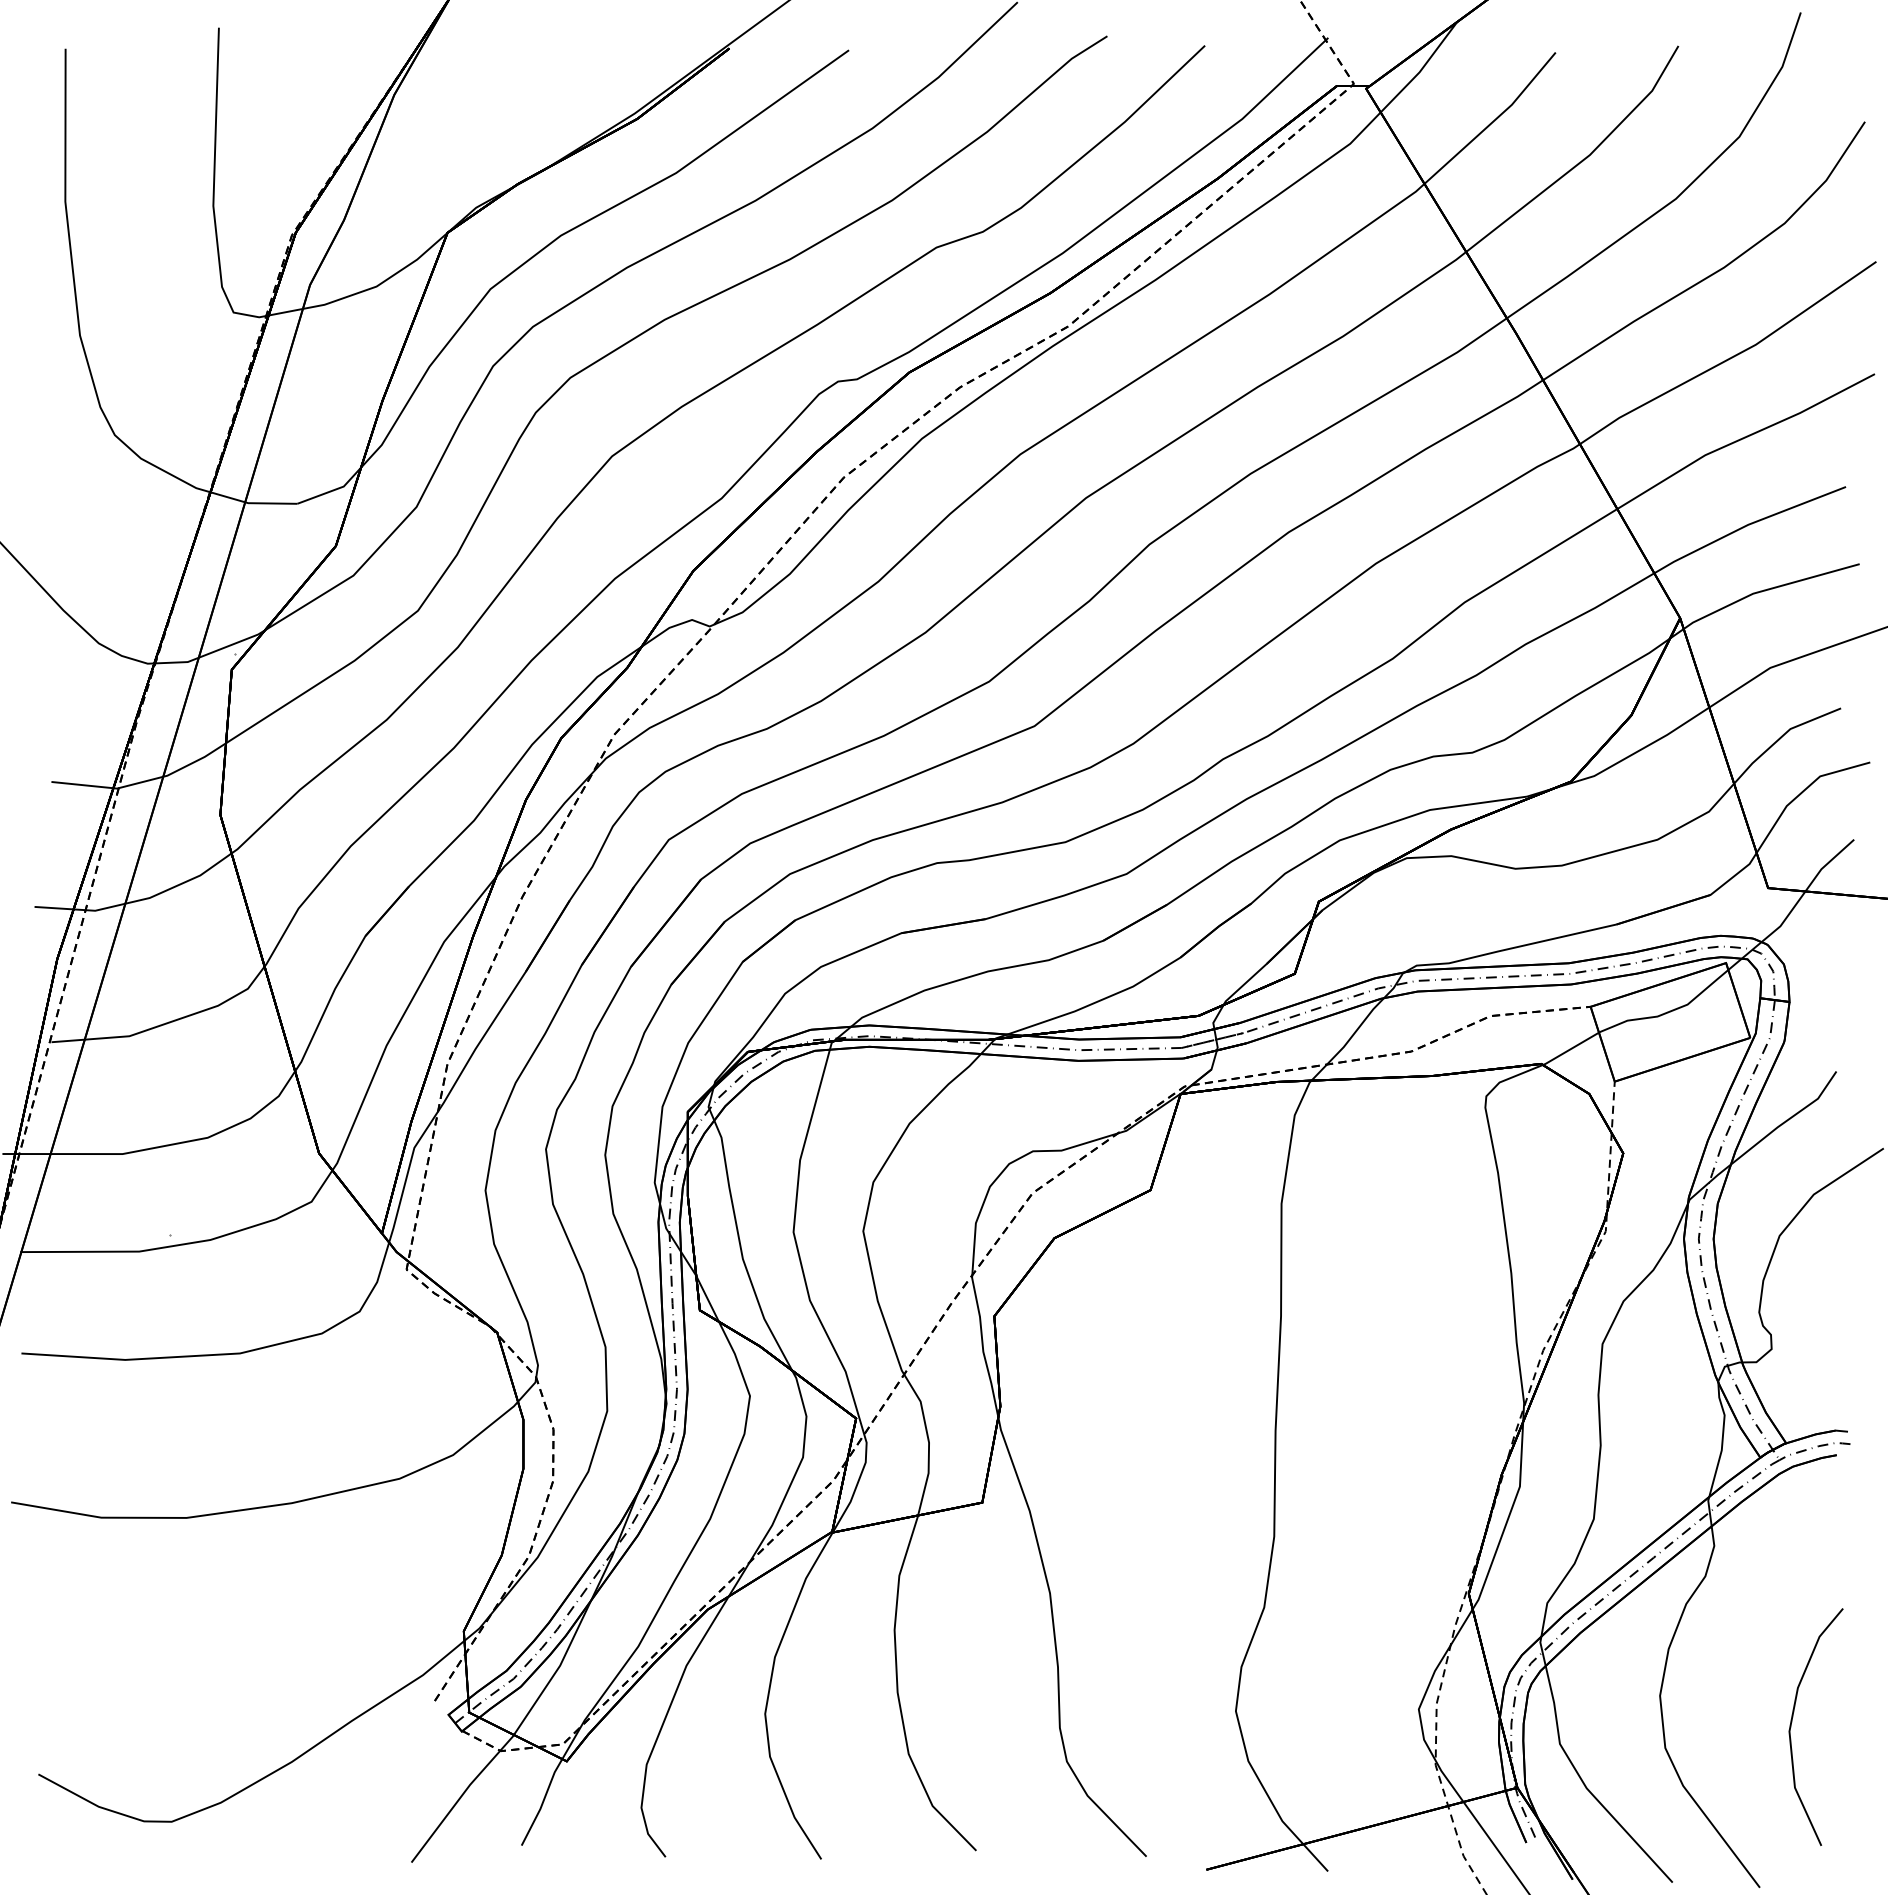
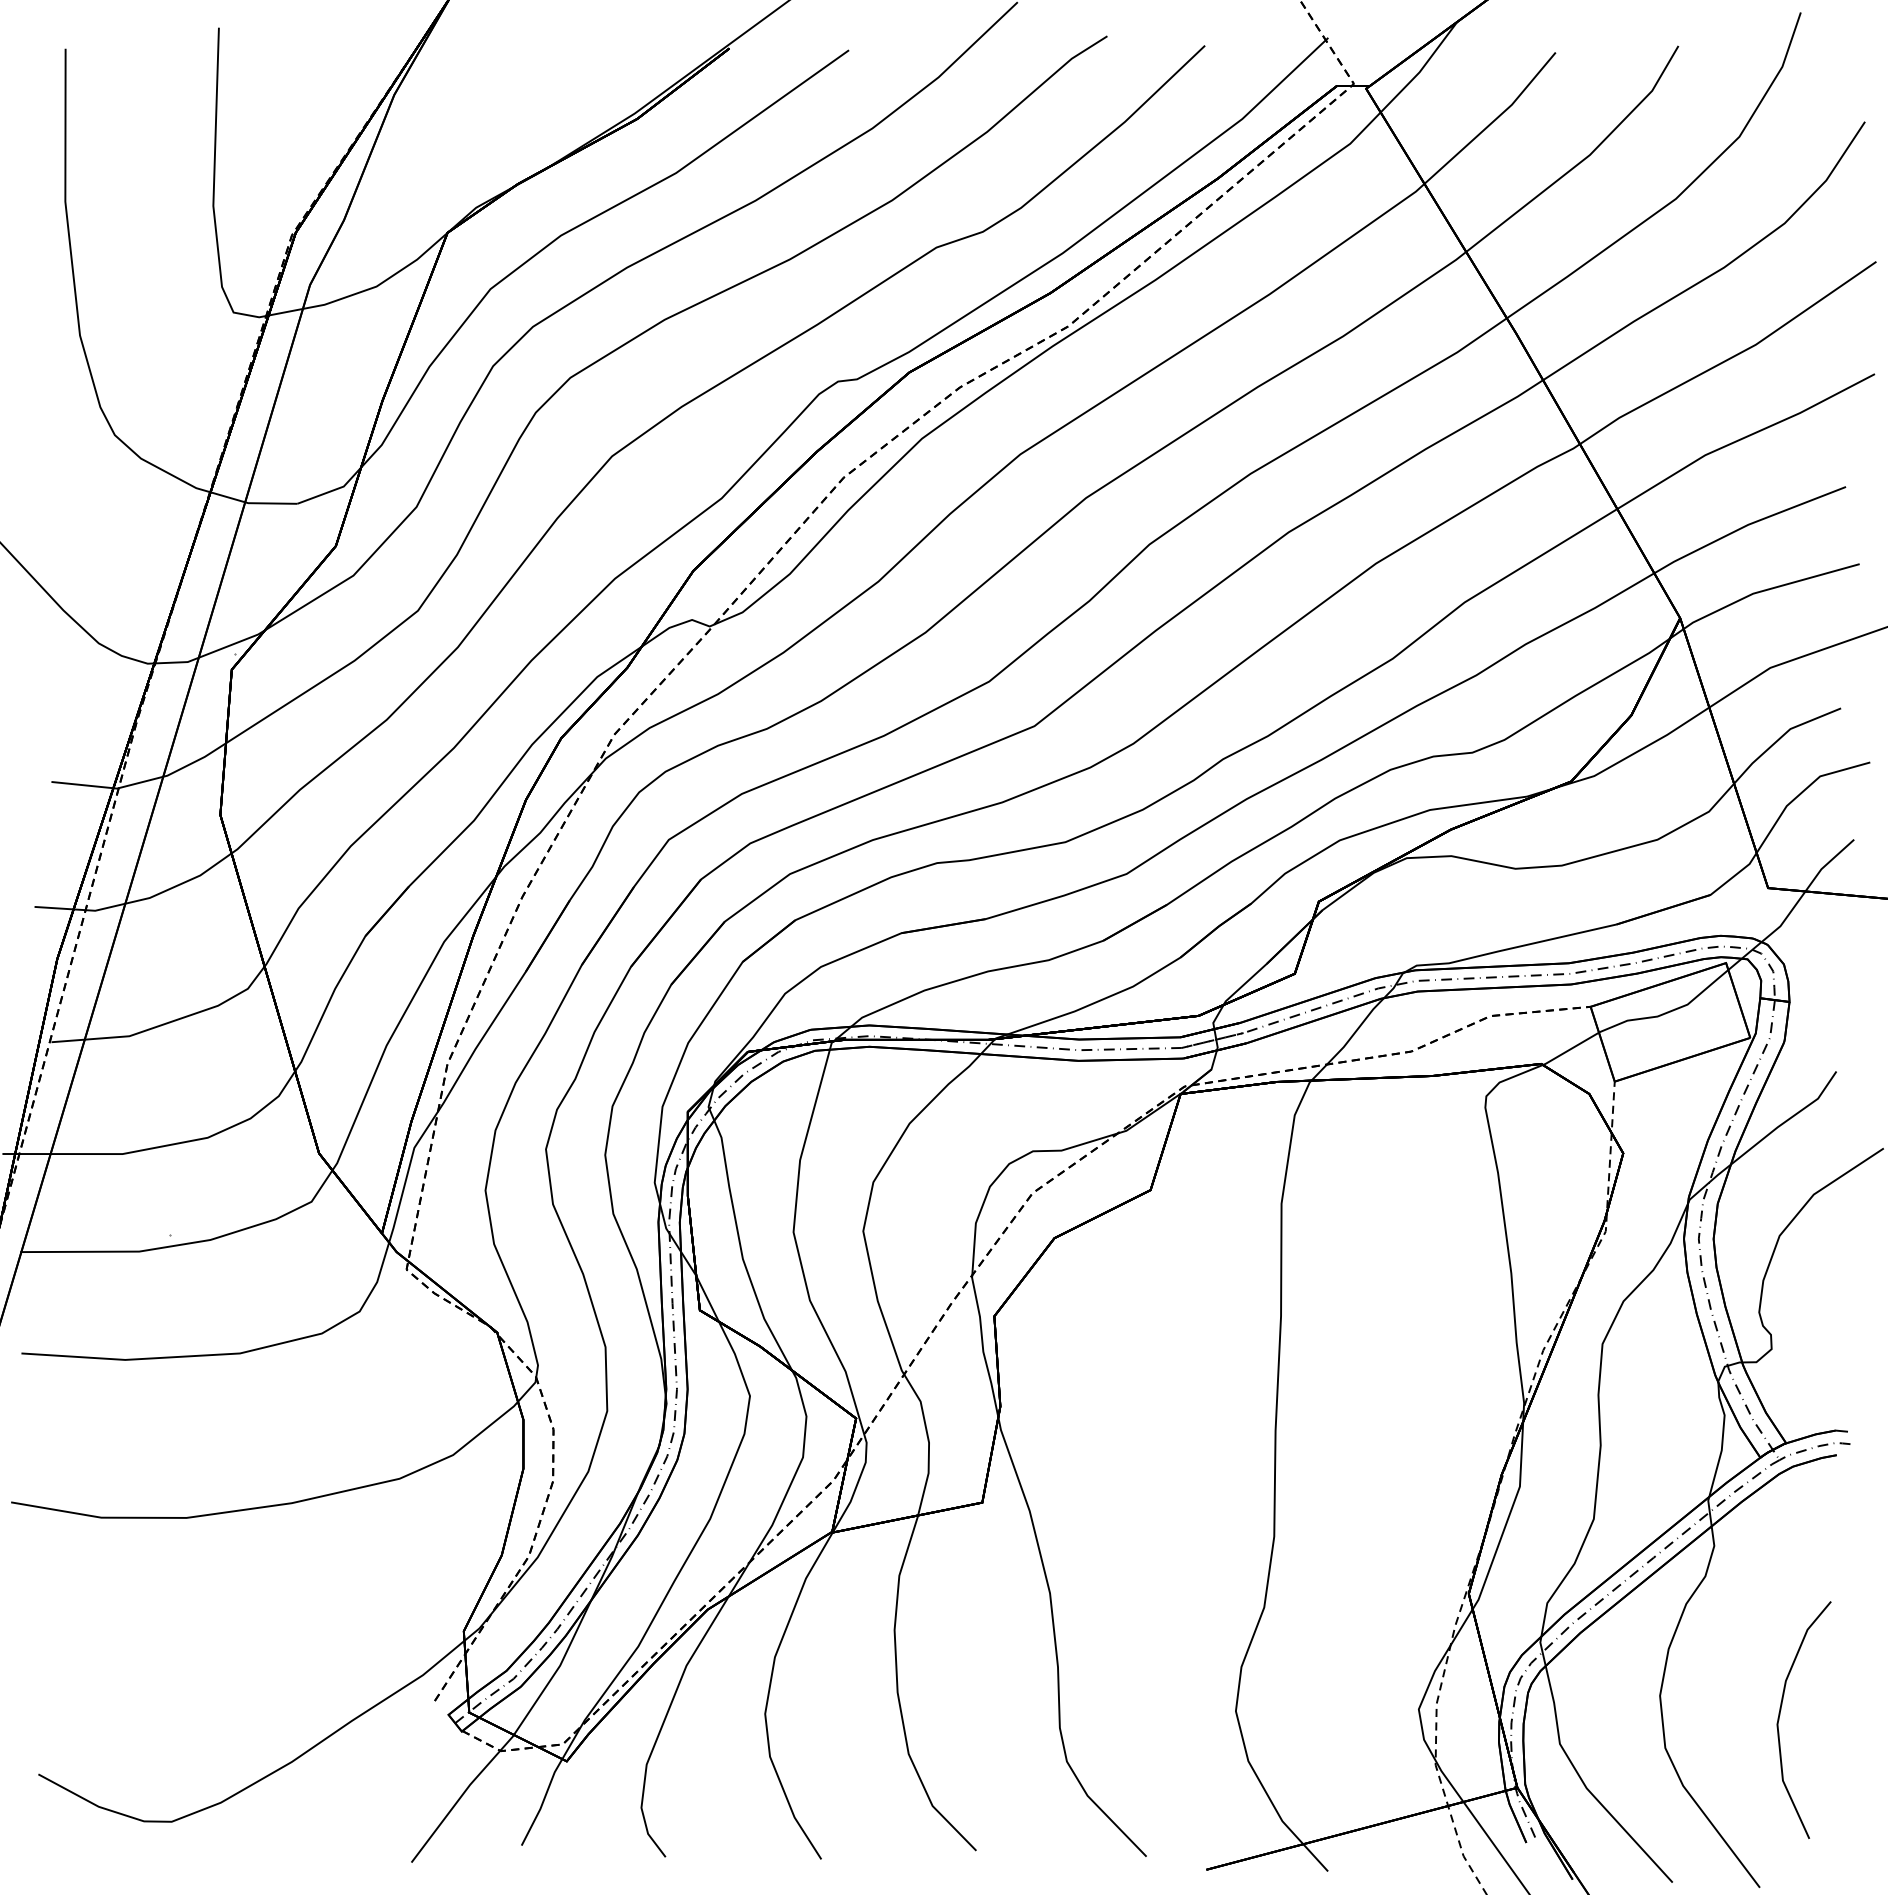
curve position: (1792, 1722) -> (1780, 1715) (1780, 1715)
